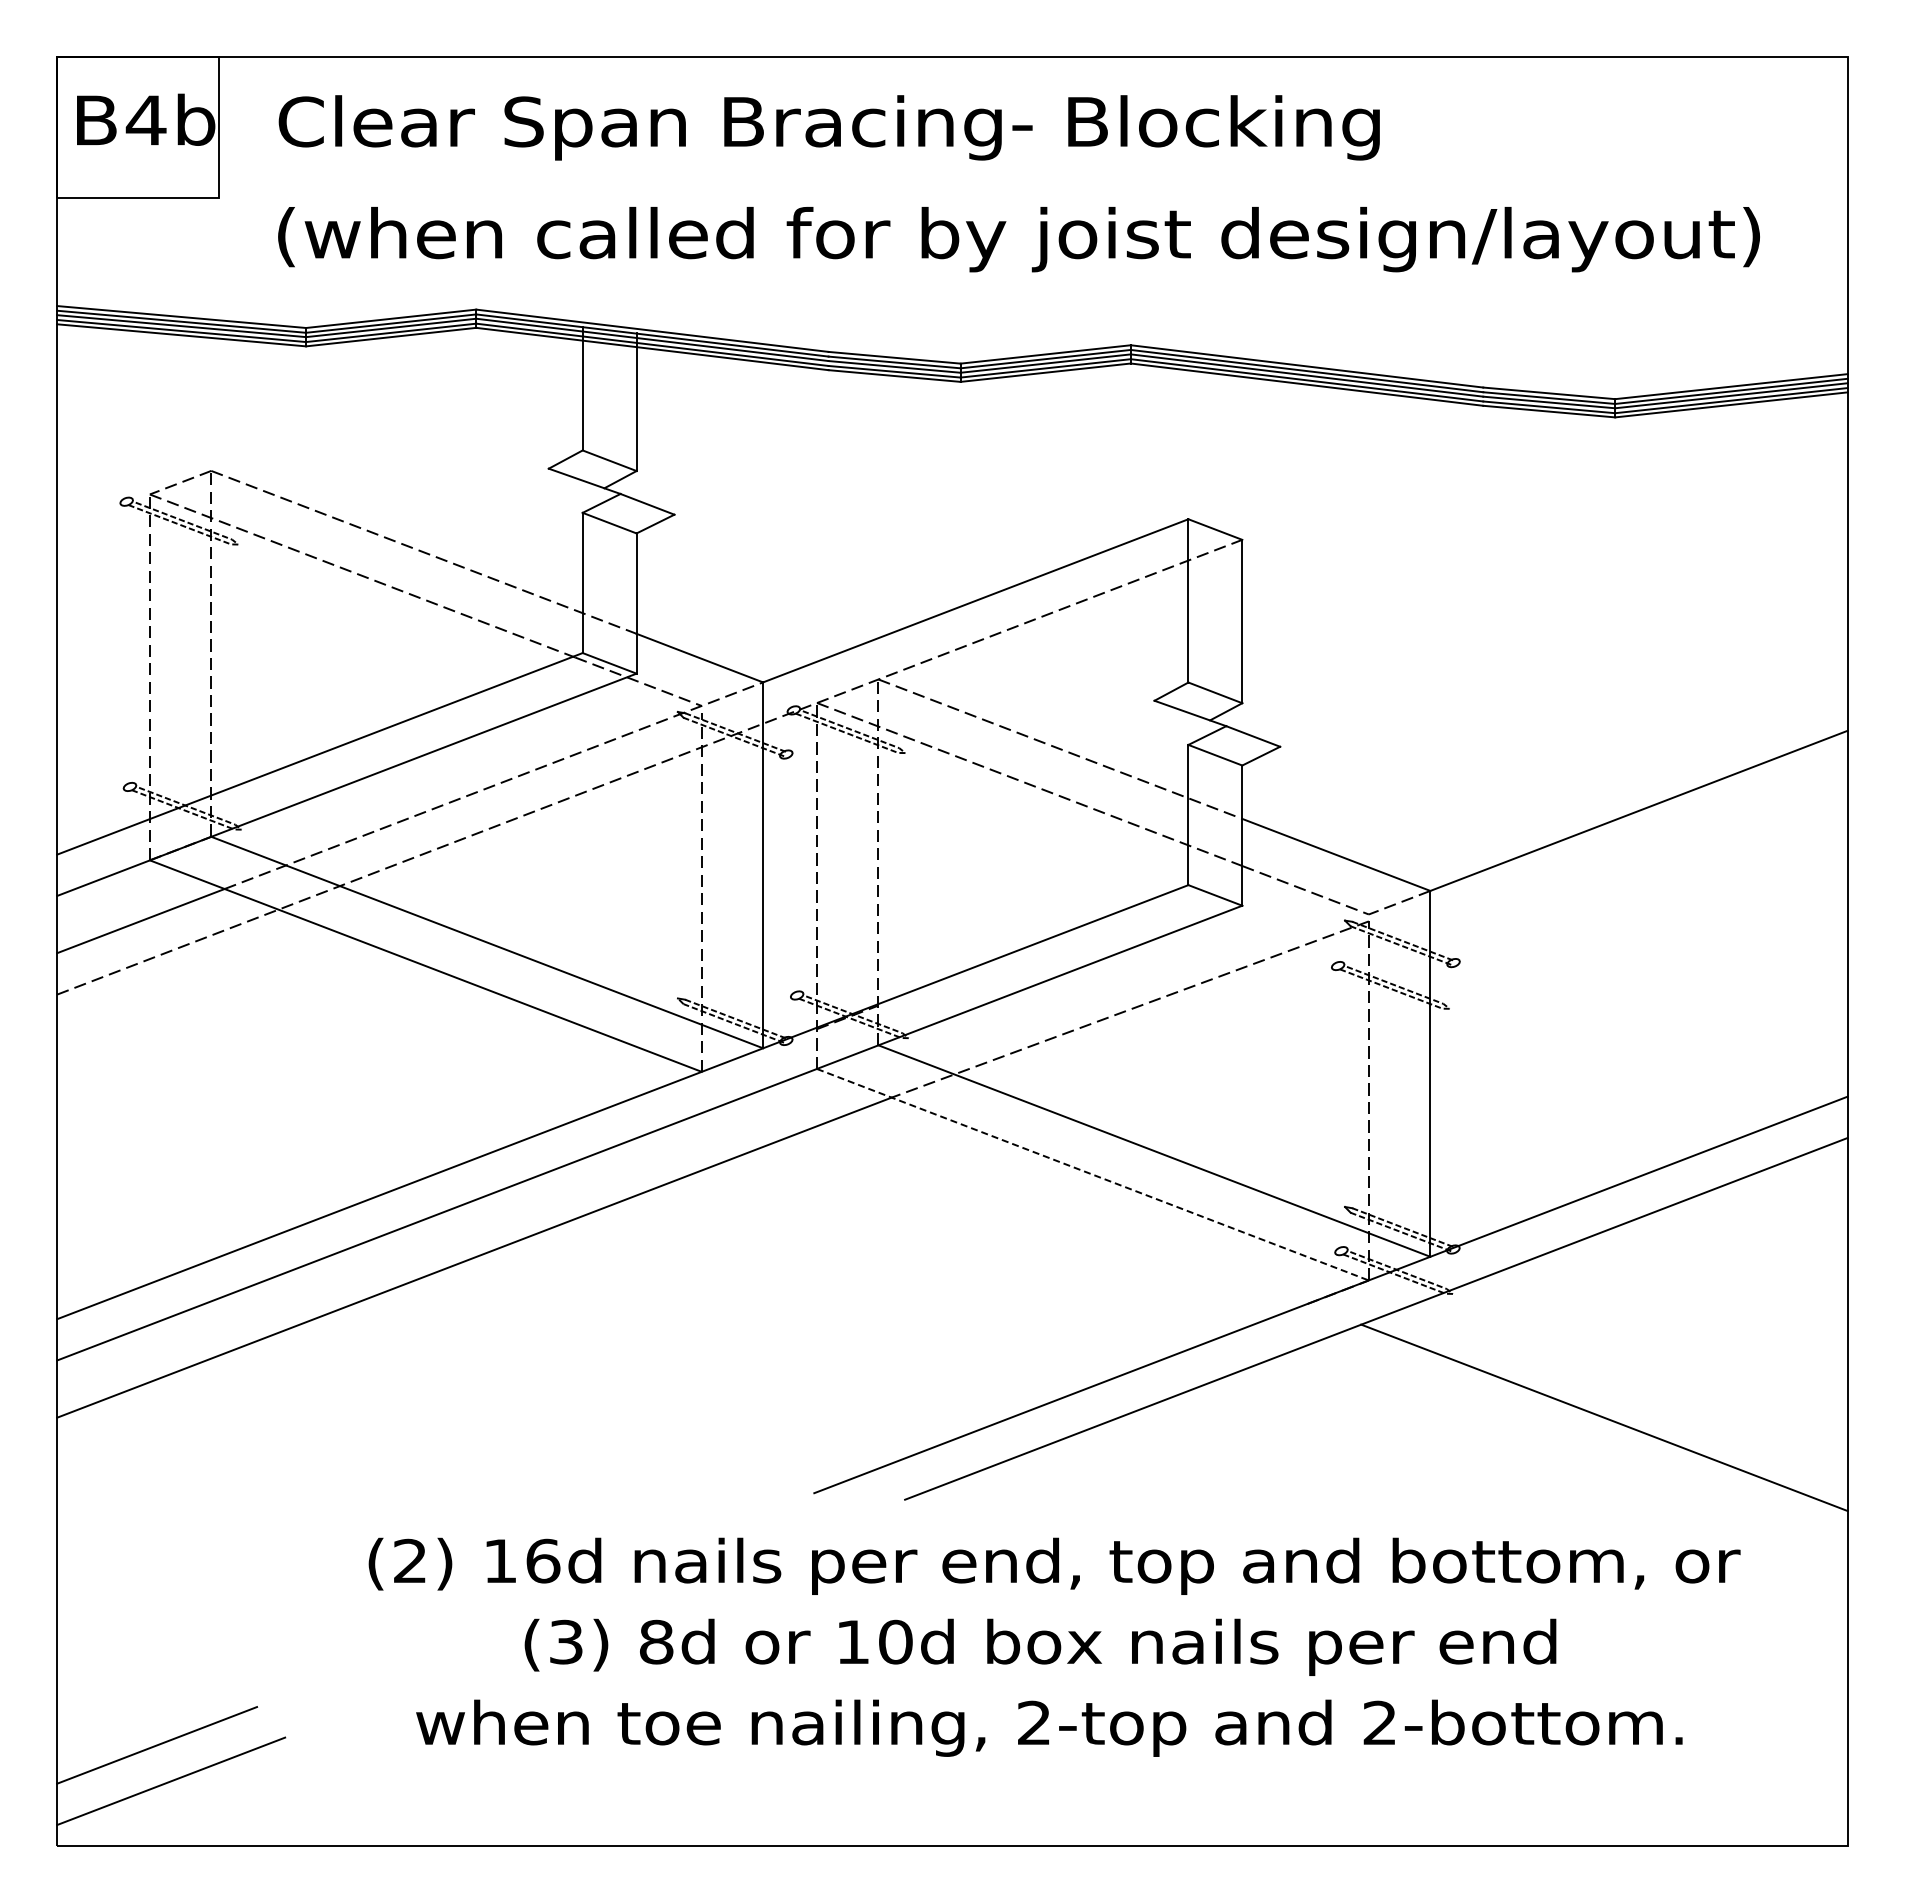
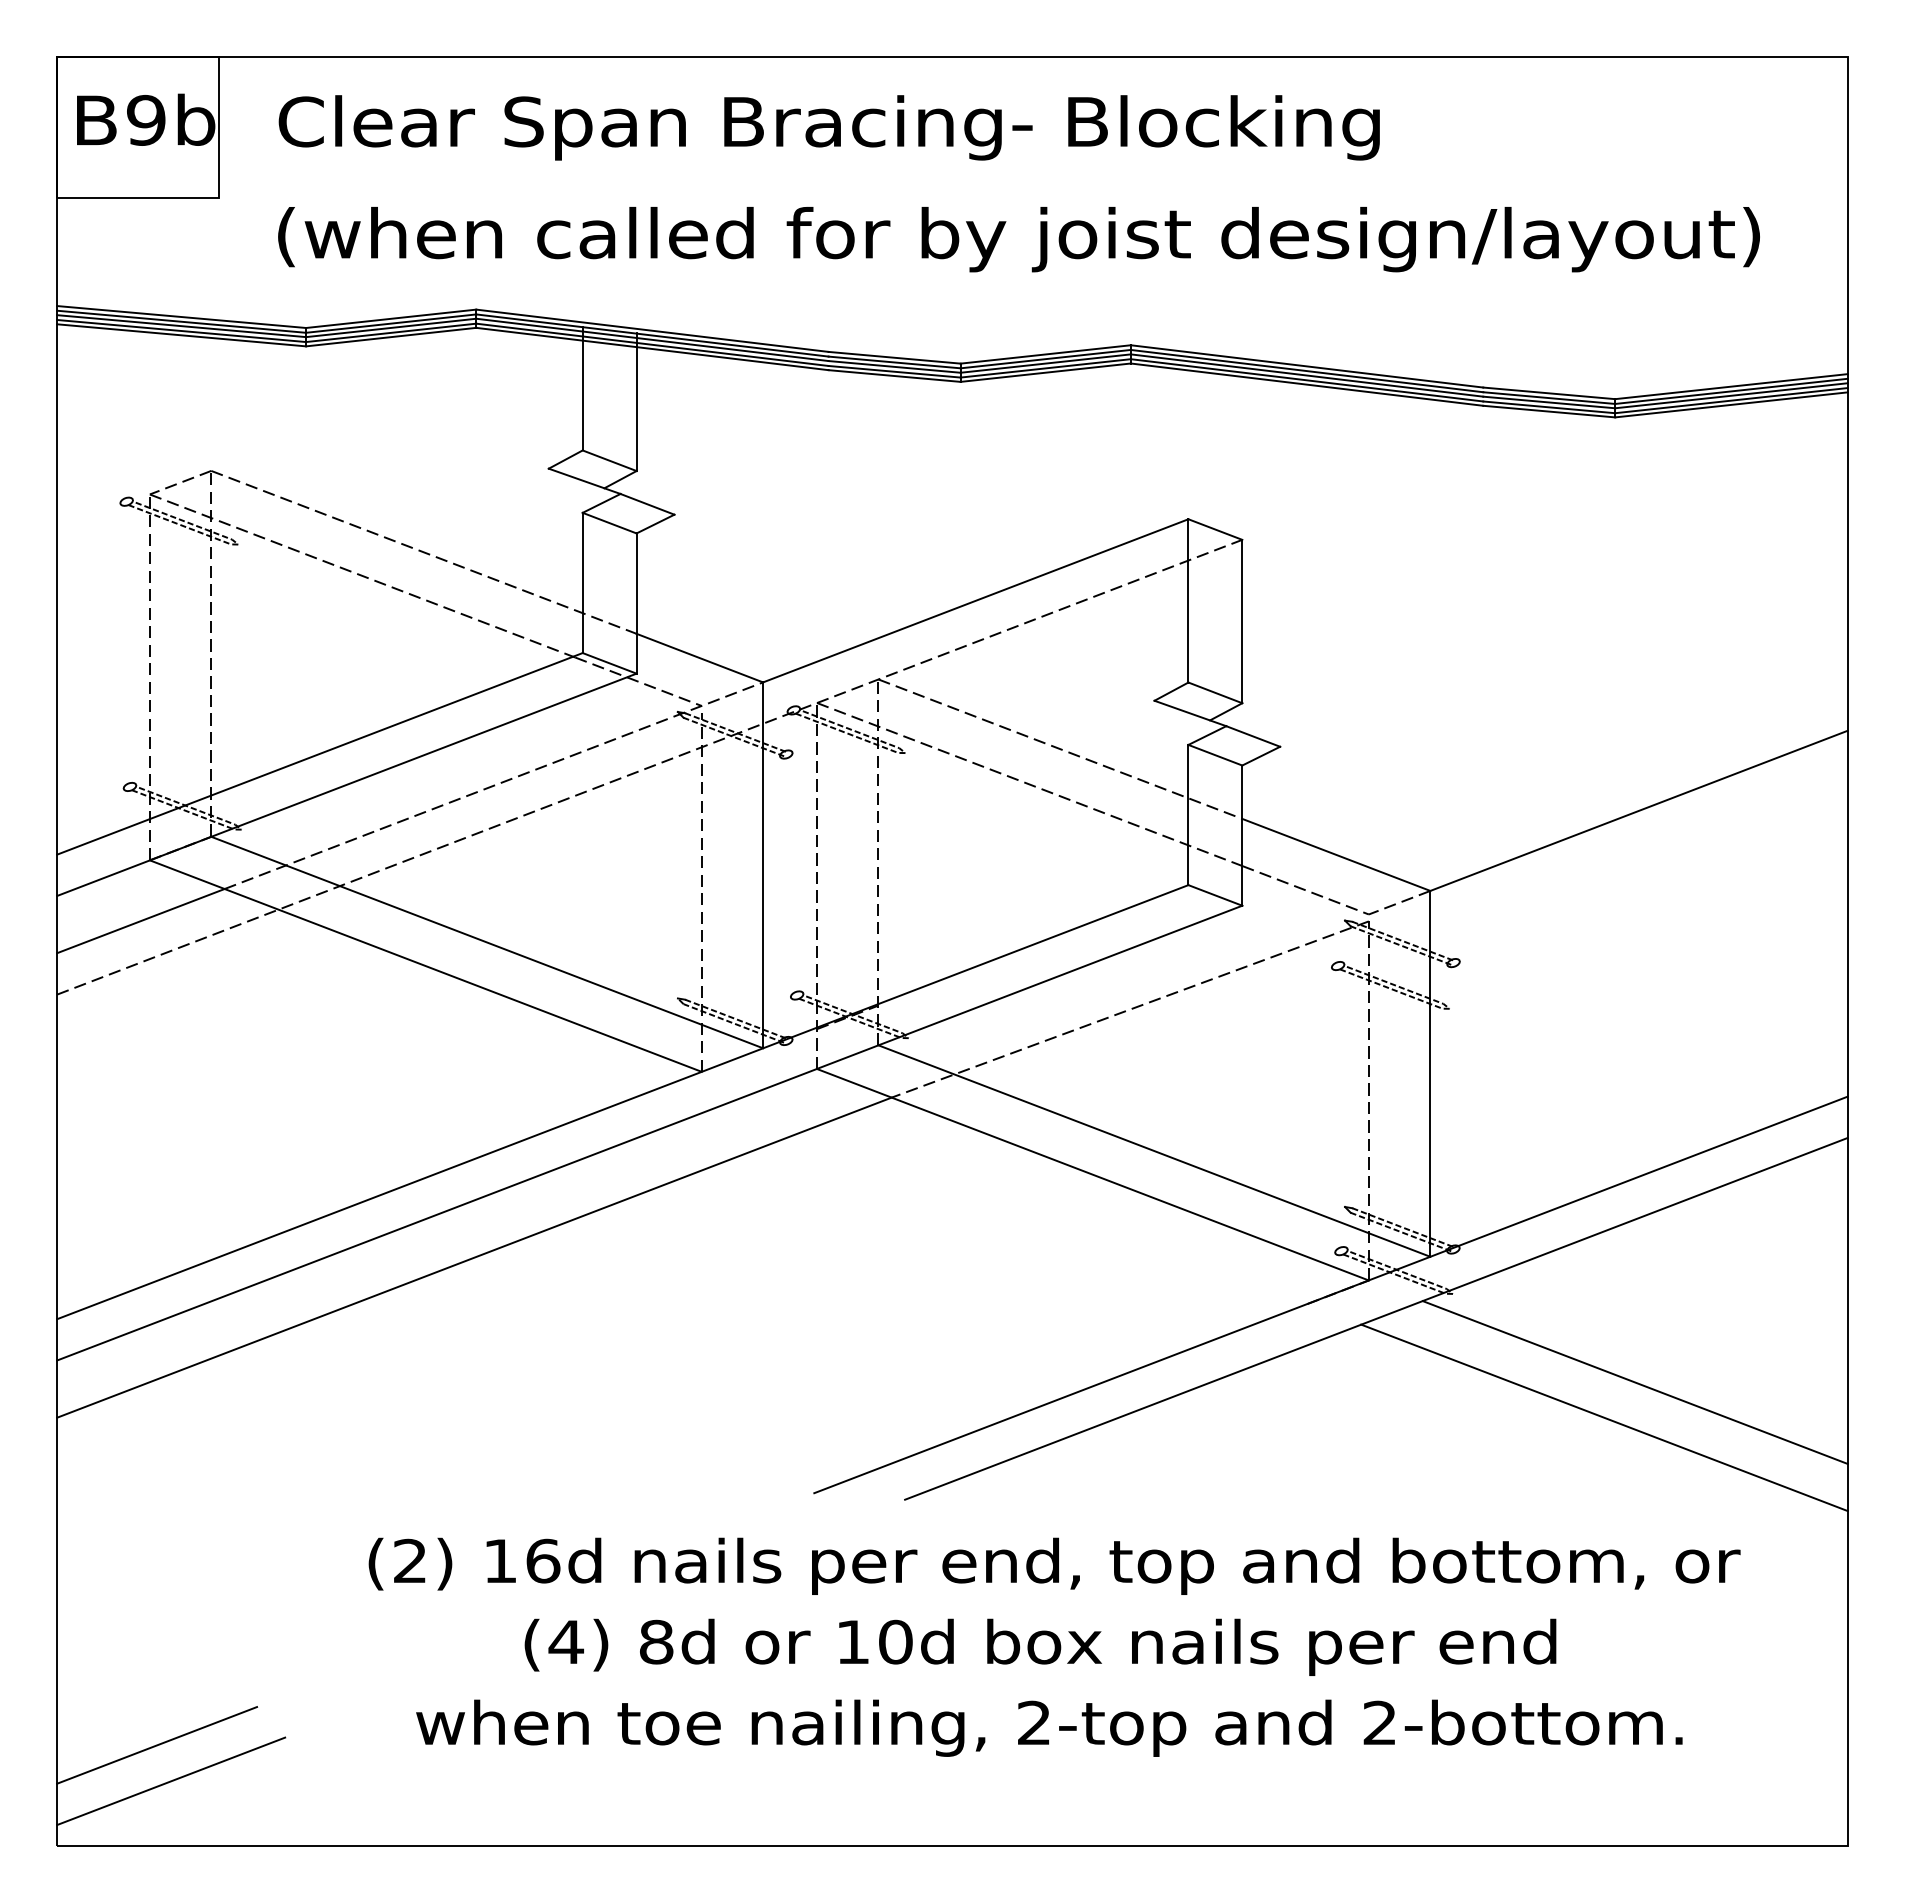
text: B4b -> B9b (145, 119)
line: dashed -> solid (1093, 1174)
line: none -> present (1634, 1382)
text: (3) -> (4) (566, 1641)
